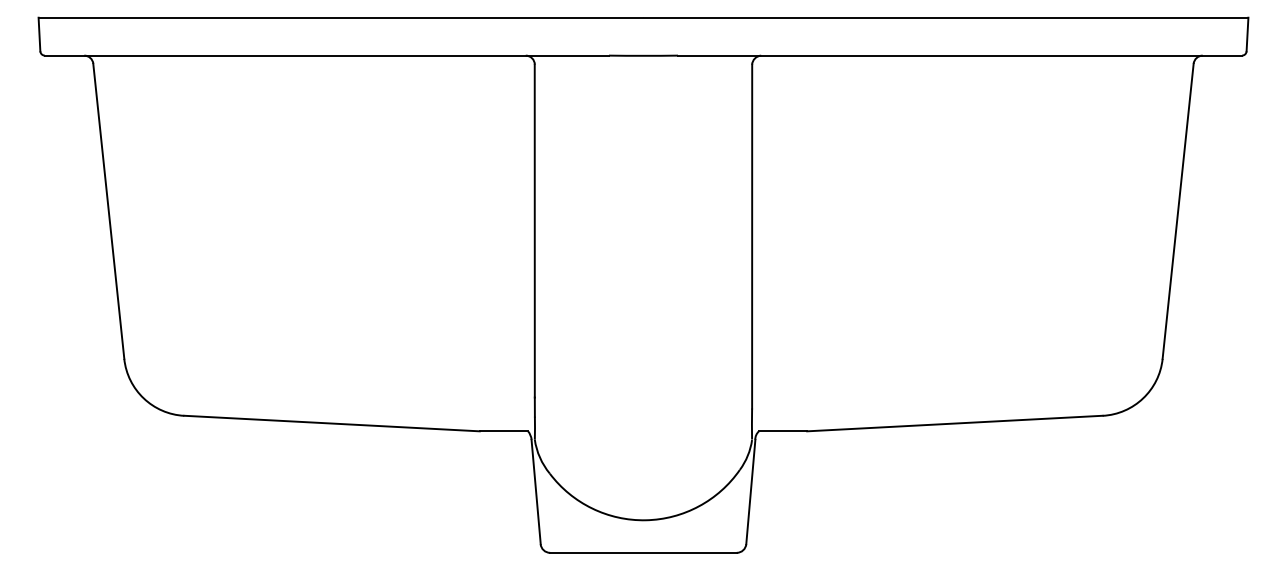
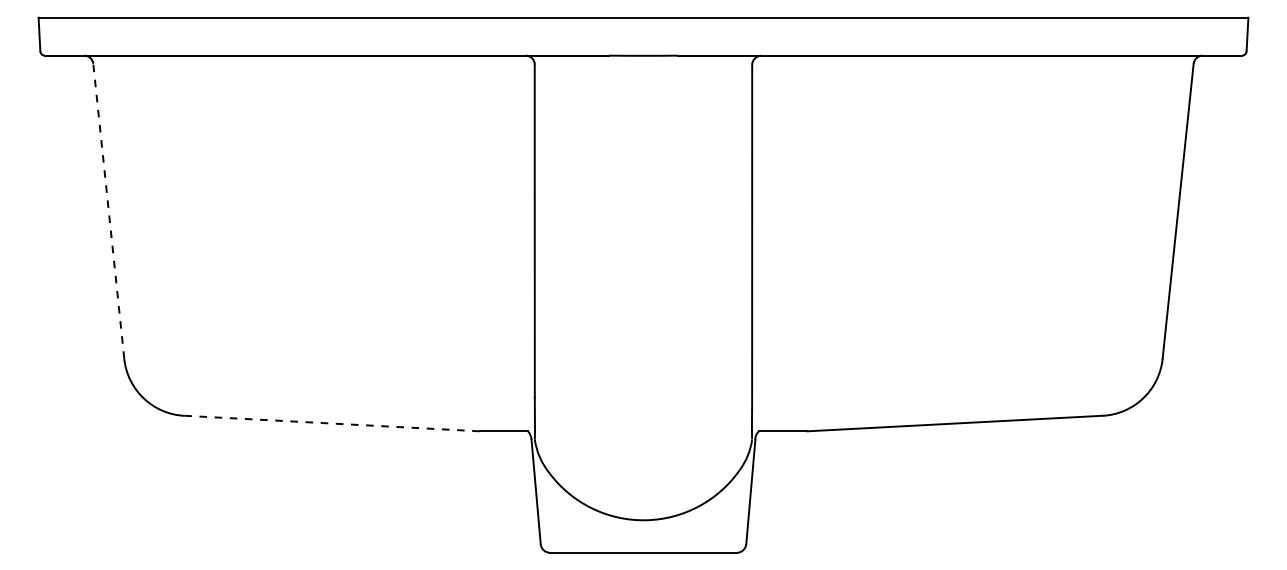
line: solid -> dashed (108, 210)
line: solid -> dashed (332, 423)
